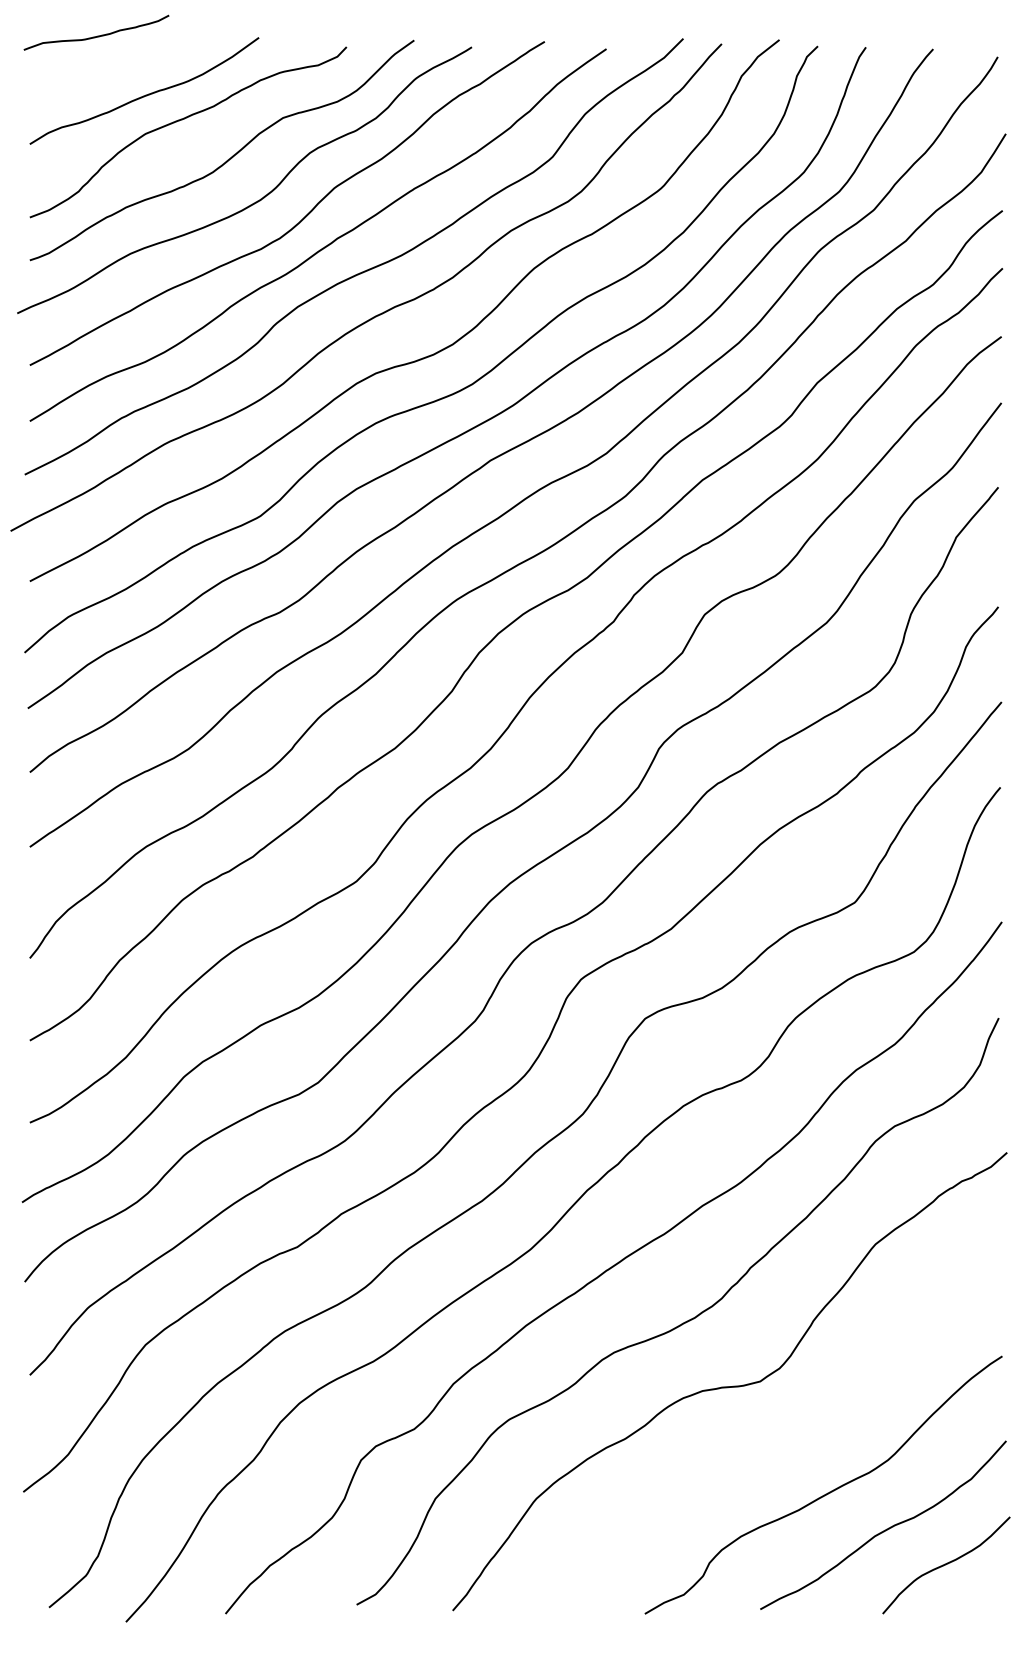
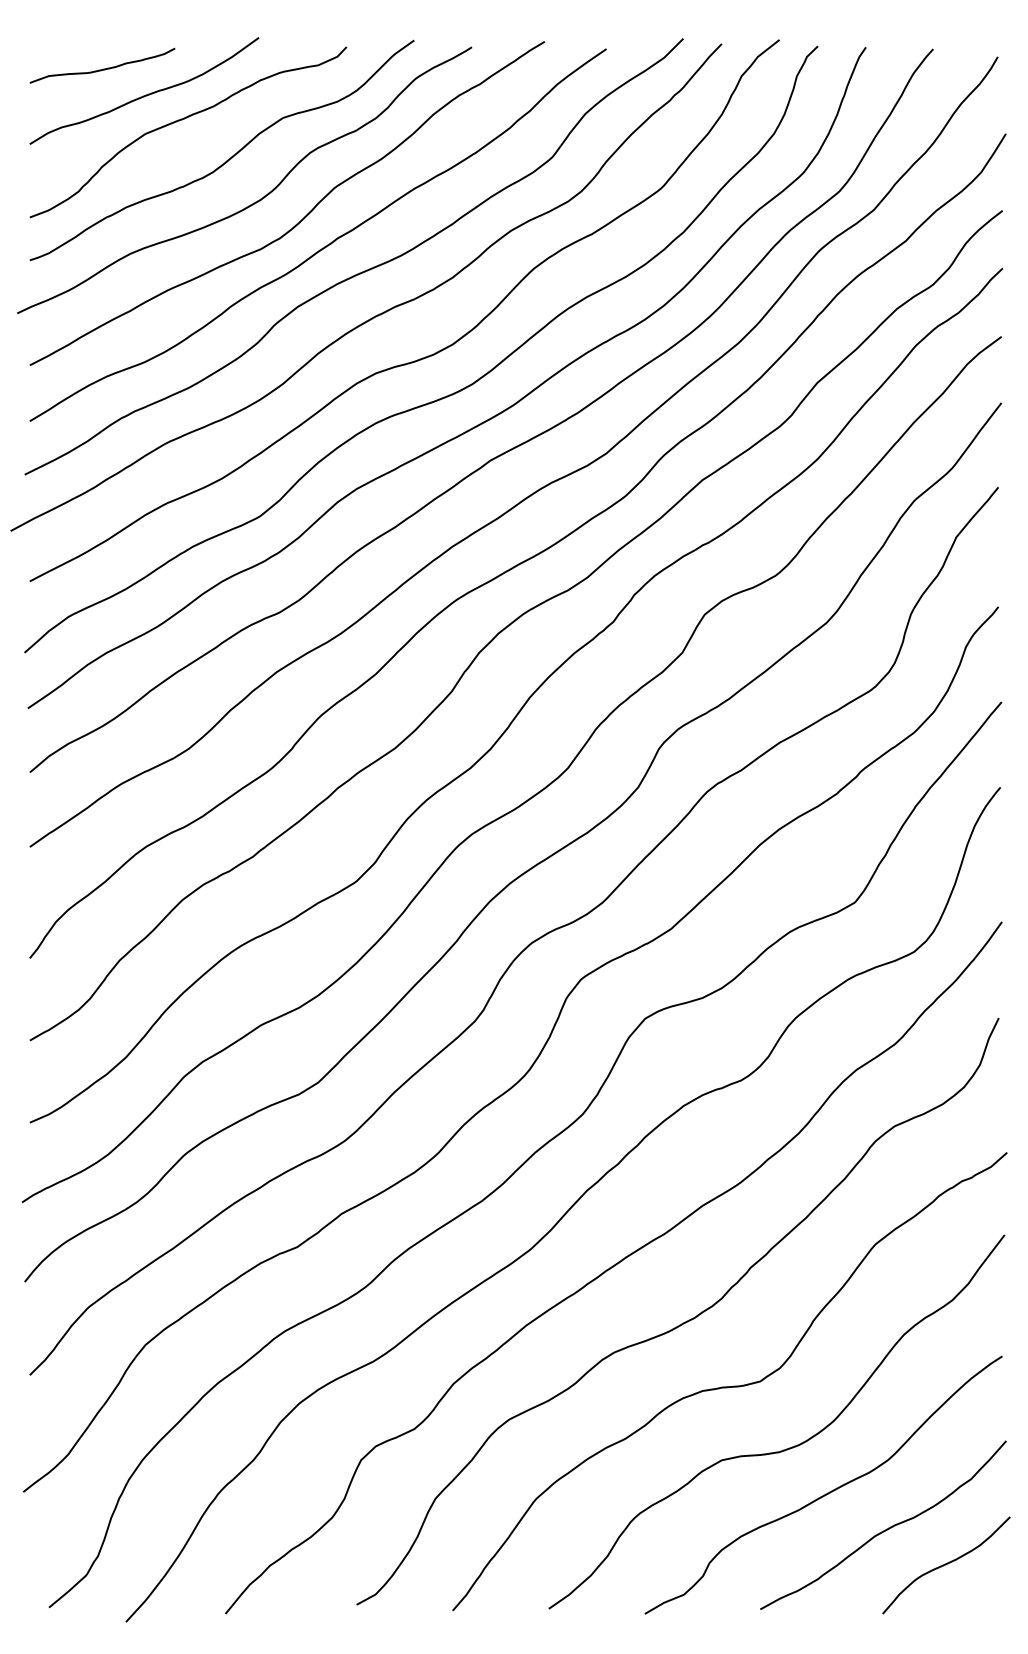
curve position: (97, 35) -> (103, 68) (103, 68)
curve: none -> present (786, 1448)
